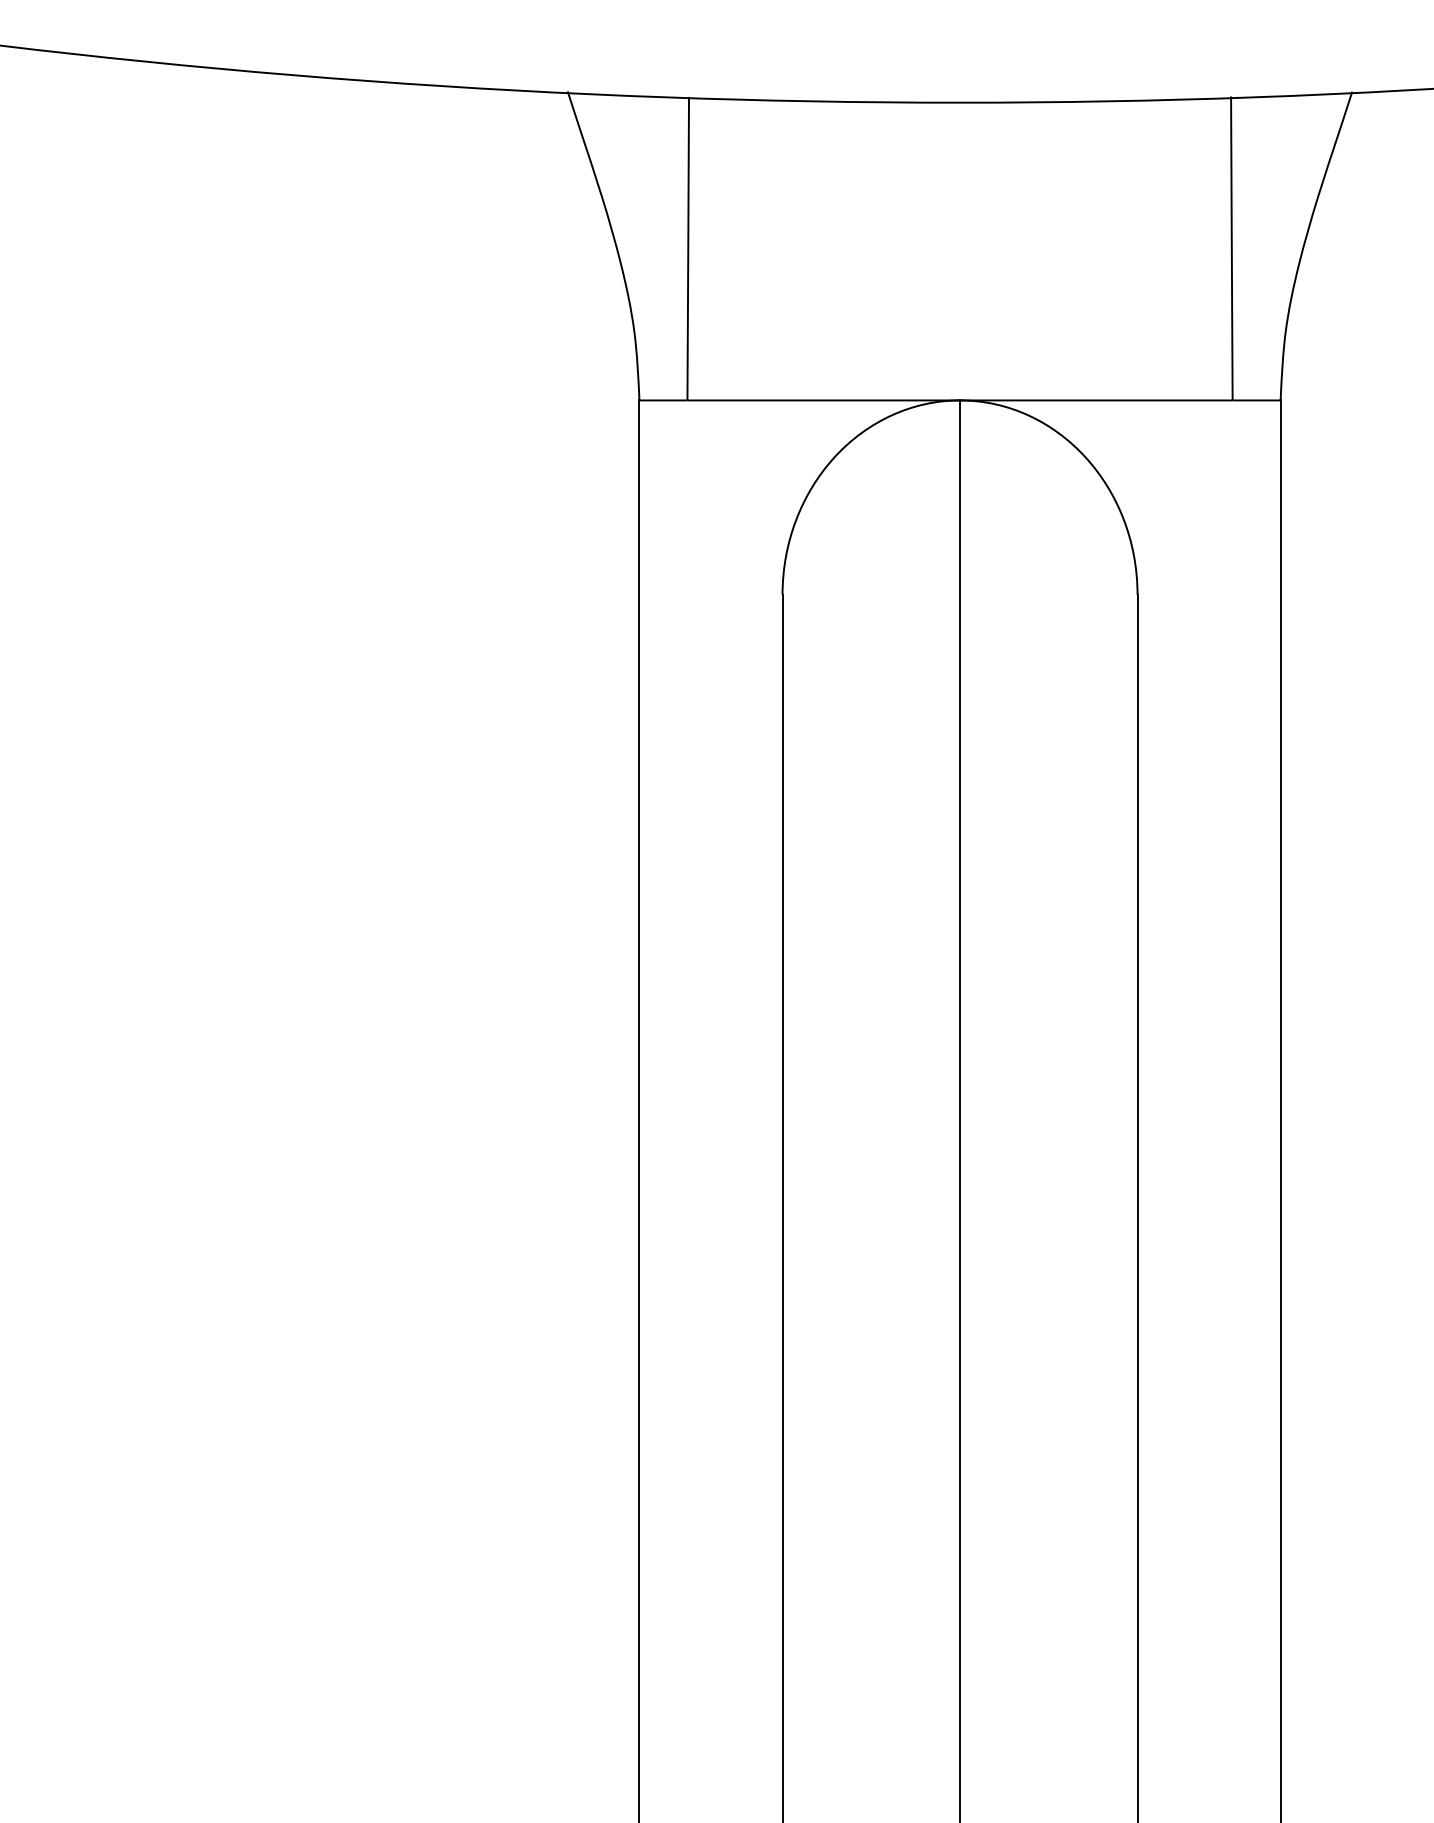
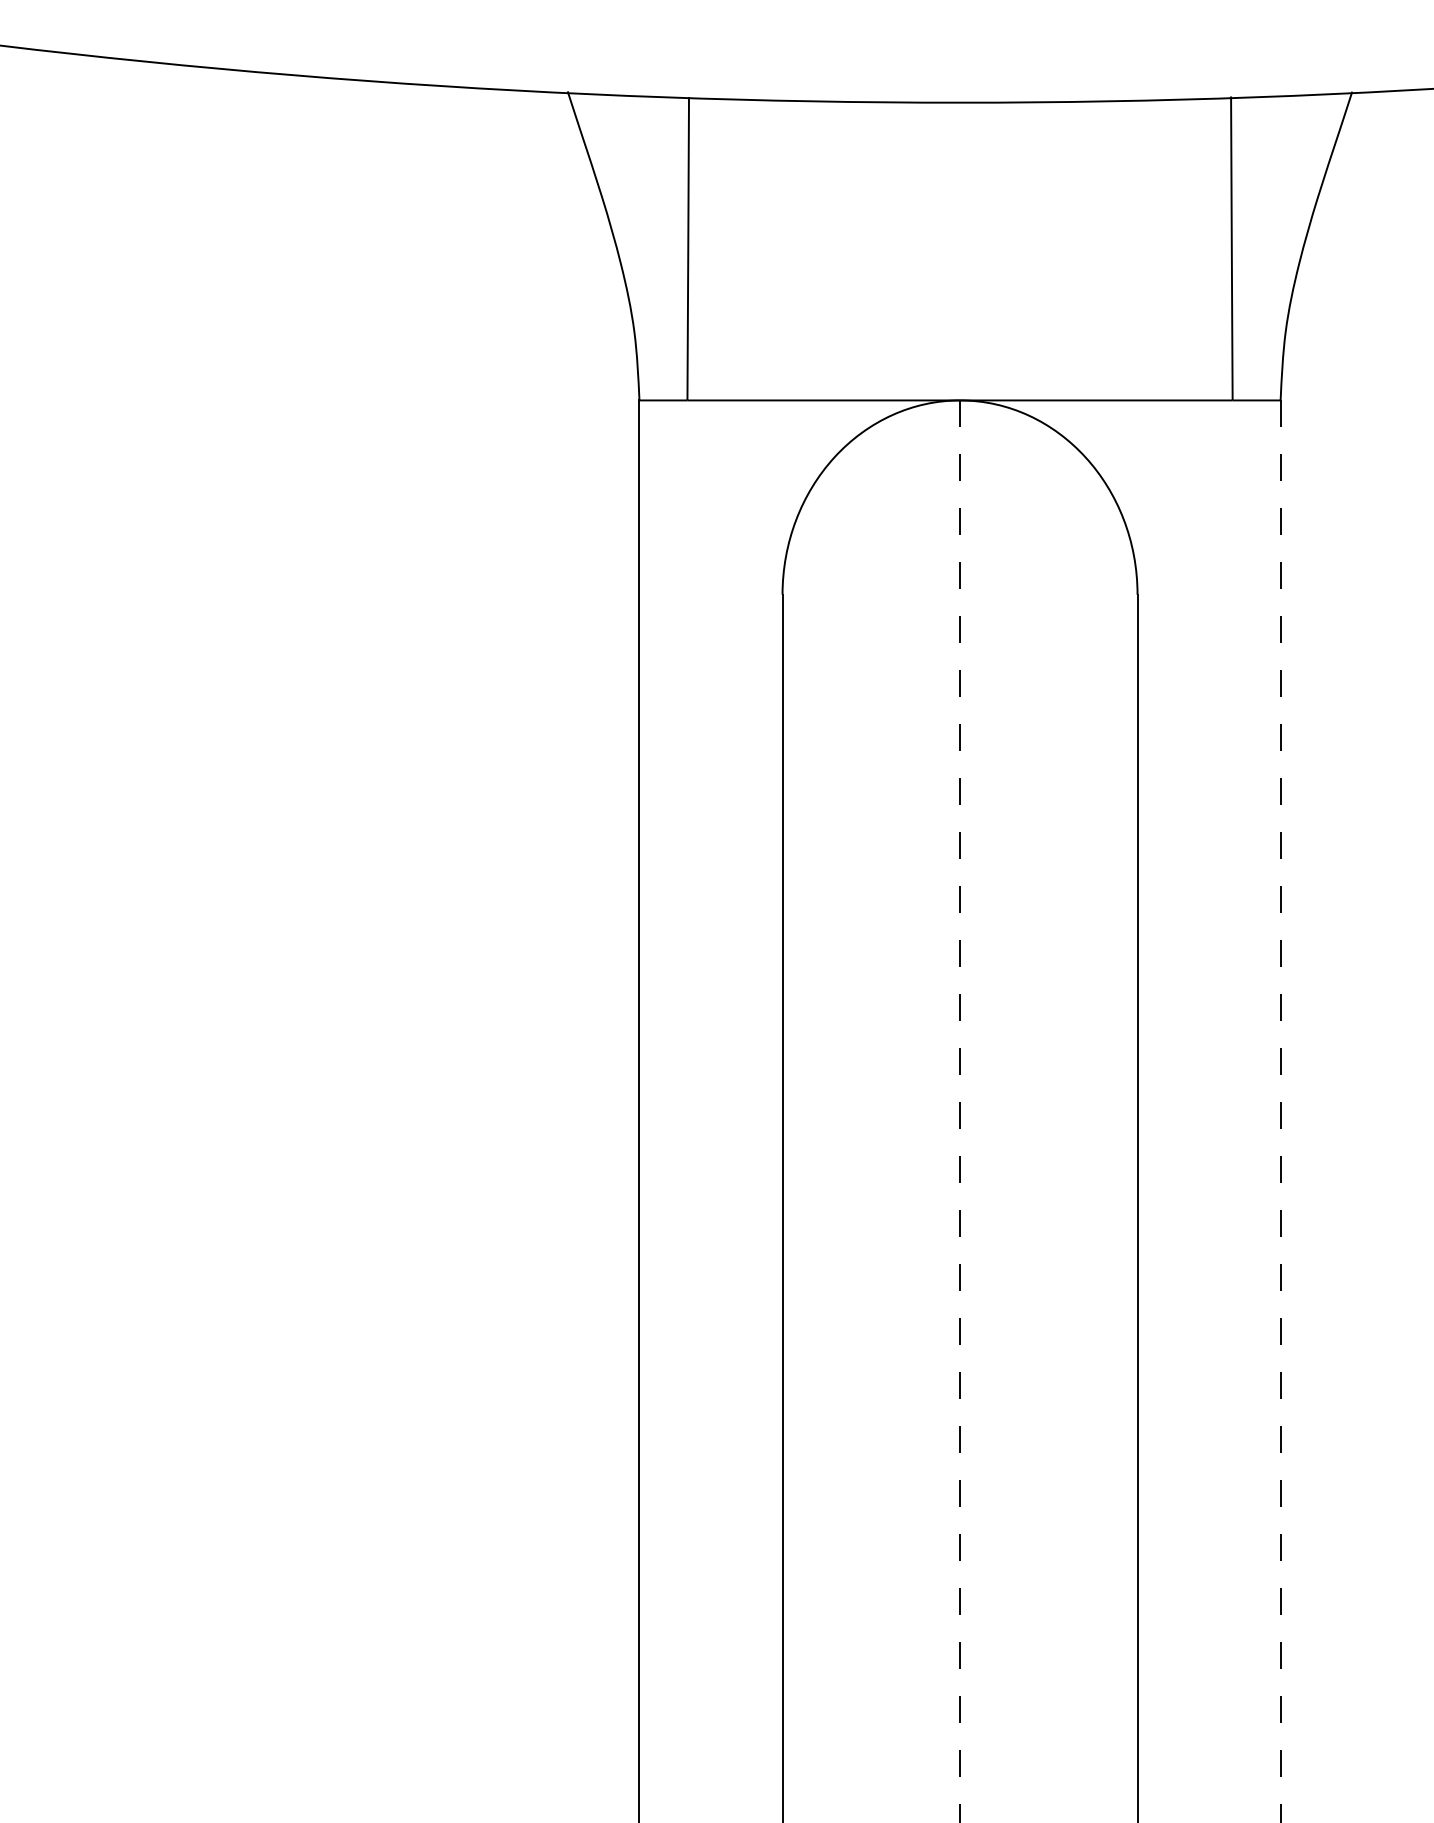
line: solid -> dashed (960, 1111)
line: solid -> dashed (1280, 1111)
